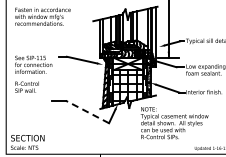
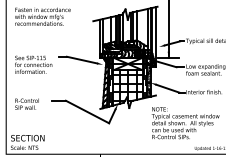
text position: (26, 86) -> (26, 103) (26, 103)
line: dashed -> solid (87, 111)
text position: (174, 123) -> (185, 123) (185, 123)
